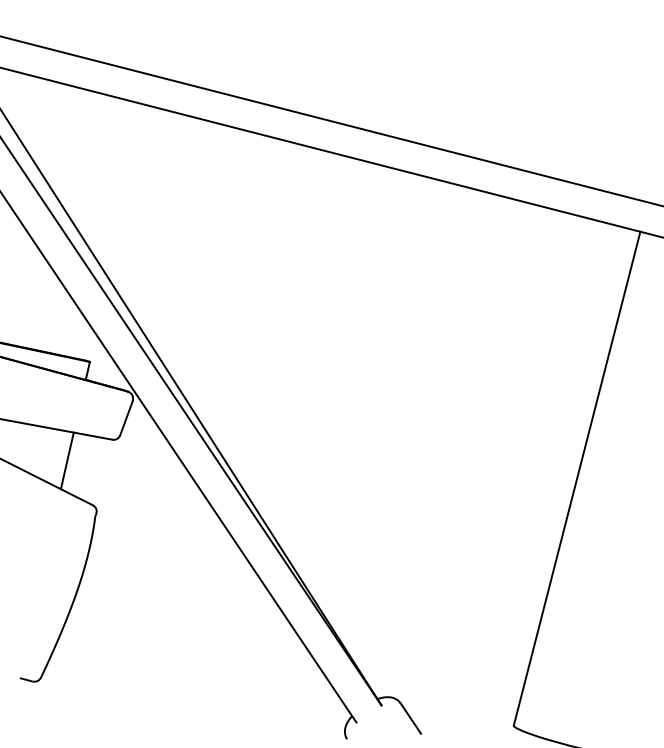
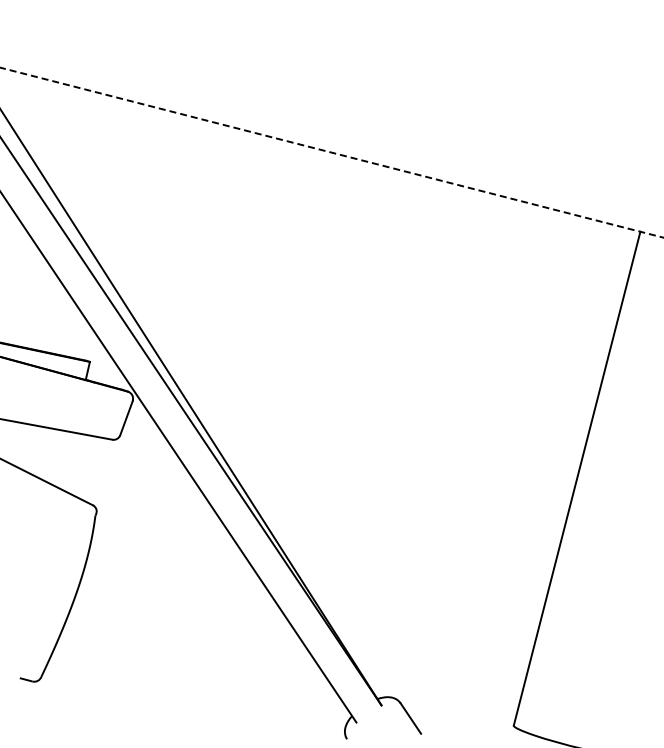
line: present -> none (331, 120)
line: solid -> dashed (332, 152)
line: present -> none (66, 460)
